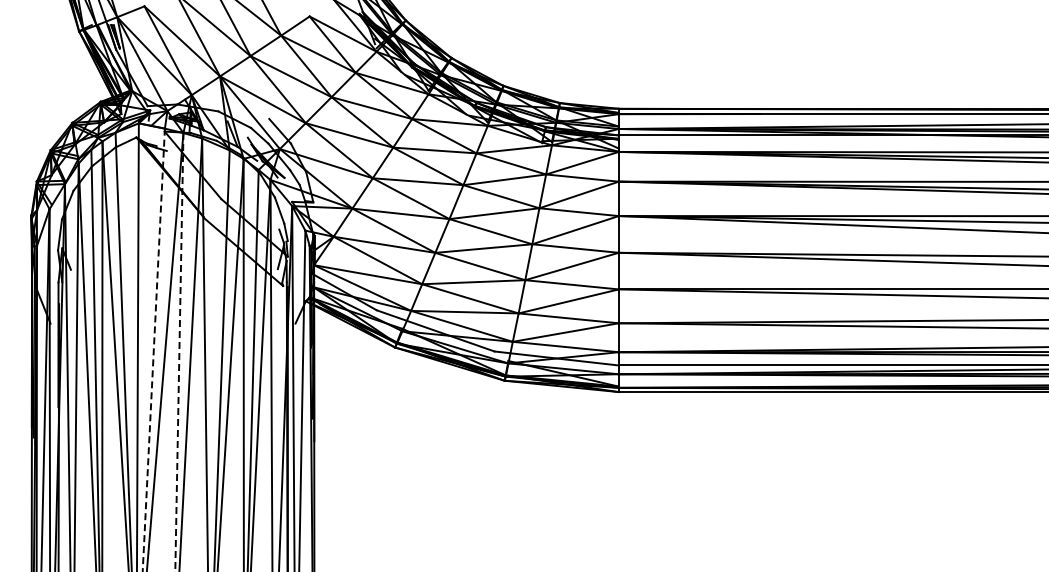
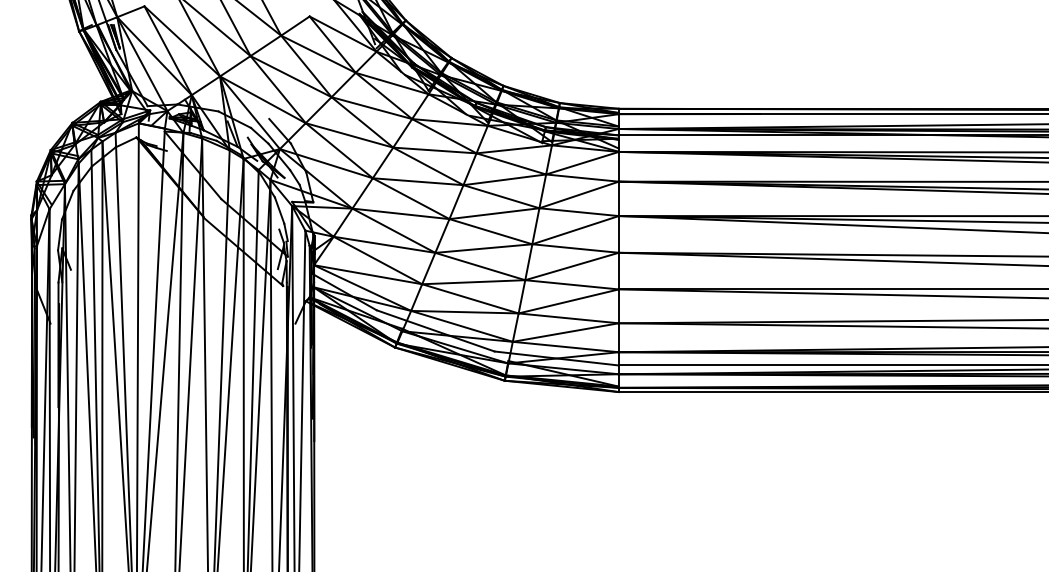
line: dashed -> solid (153, 350)
line: dashed -> solid (179, 352)
